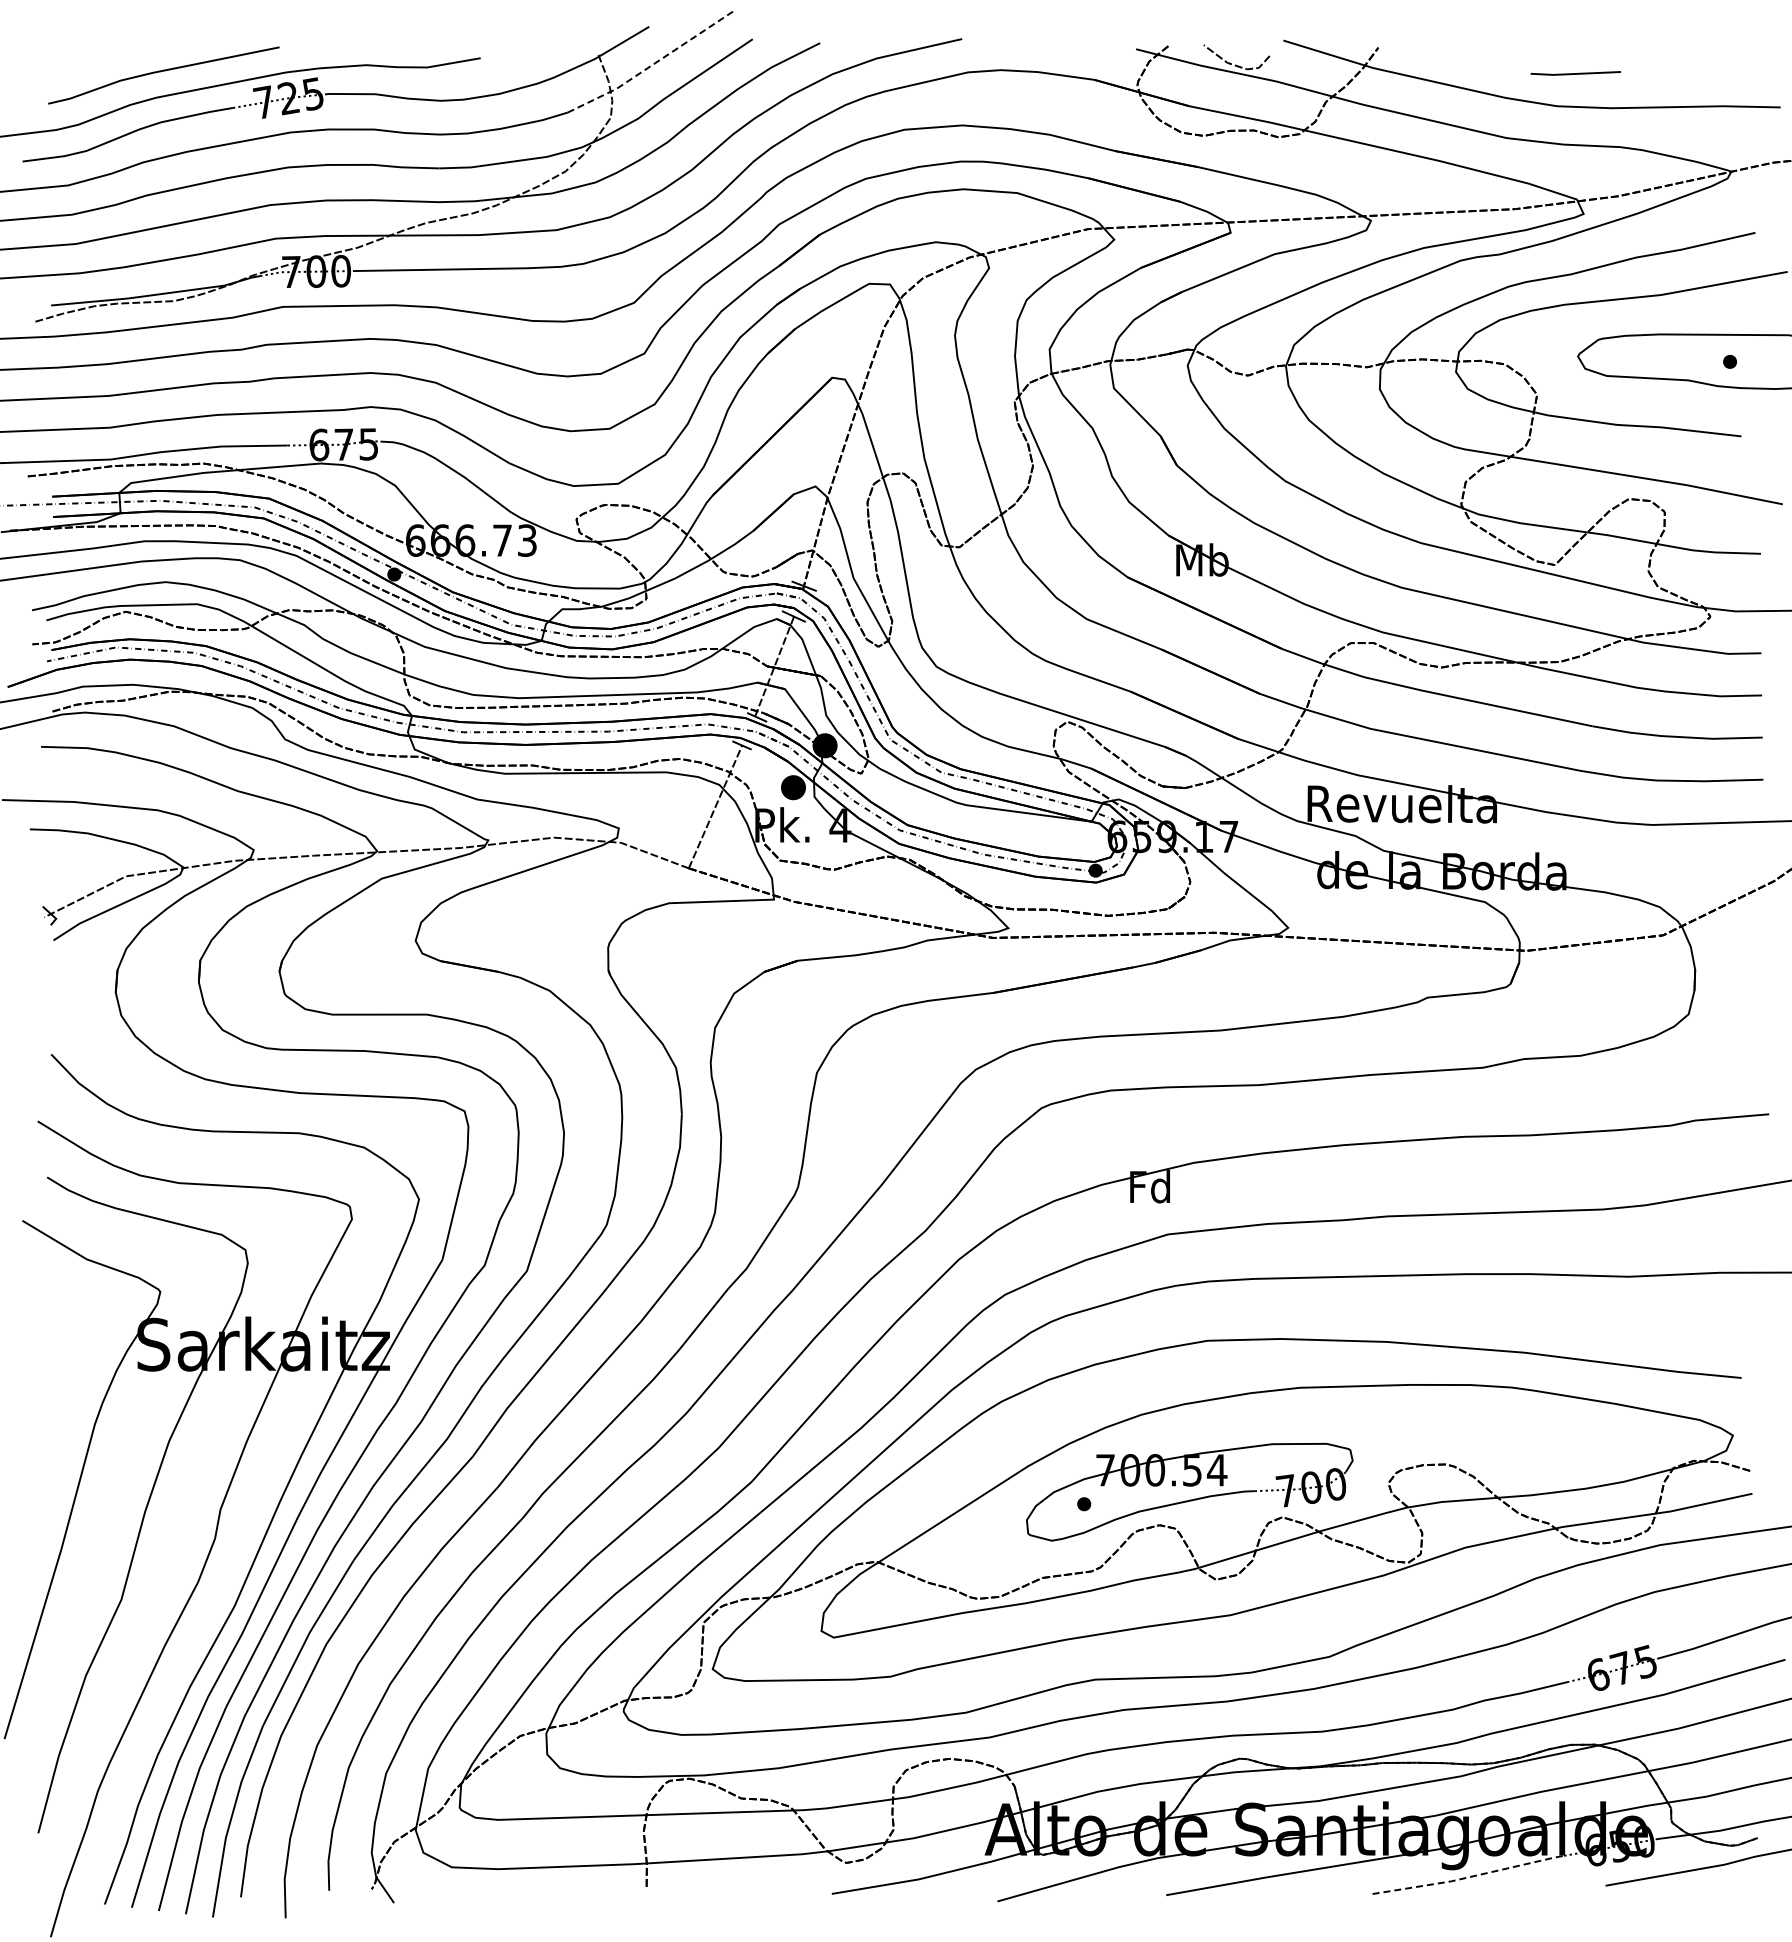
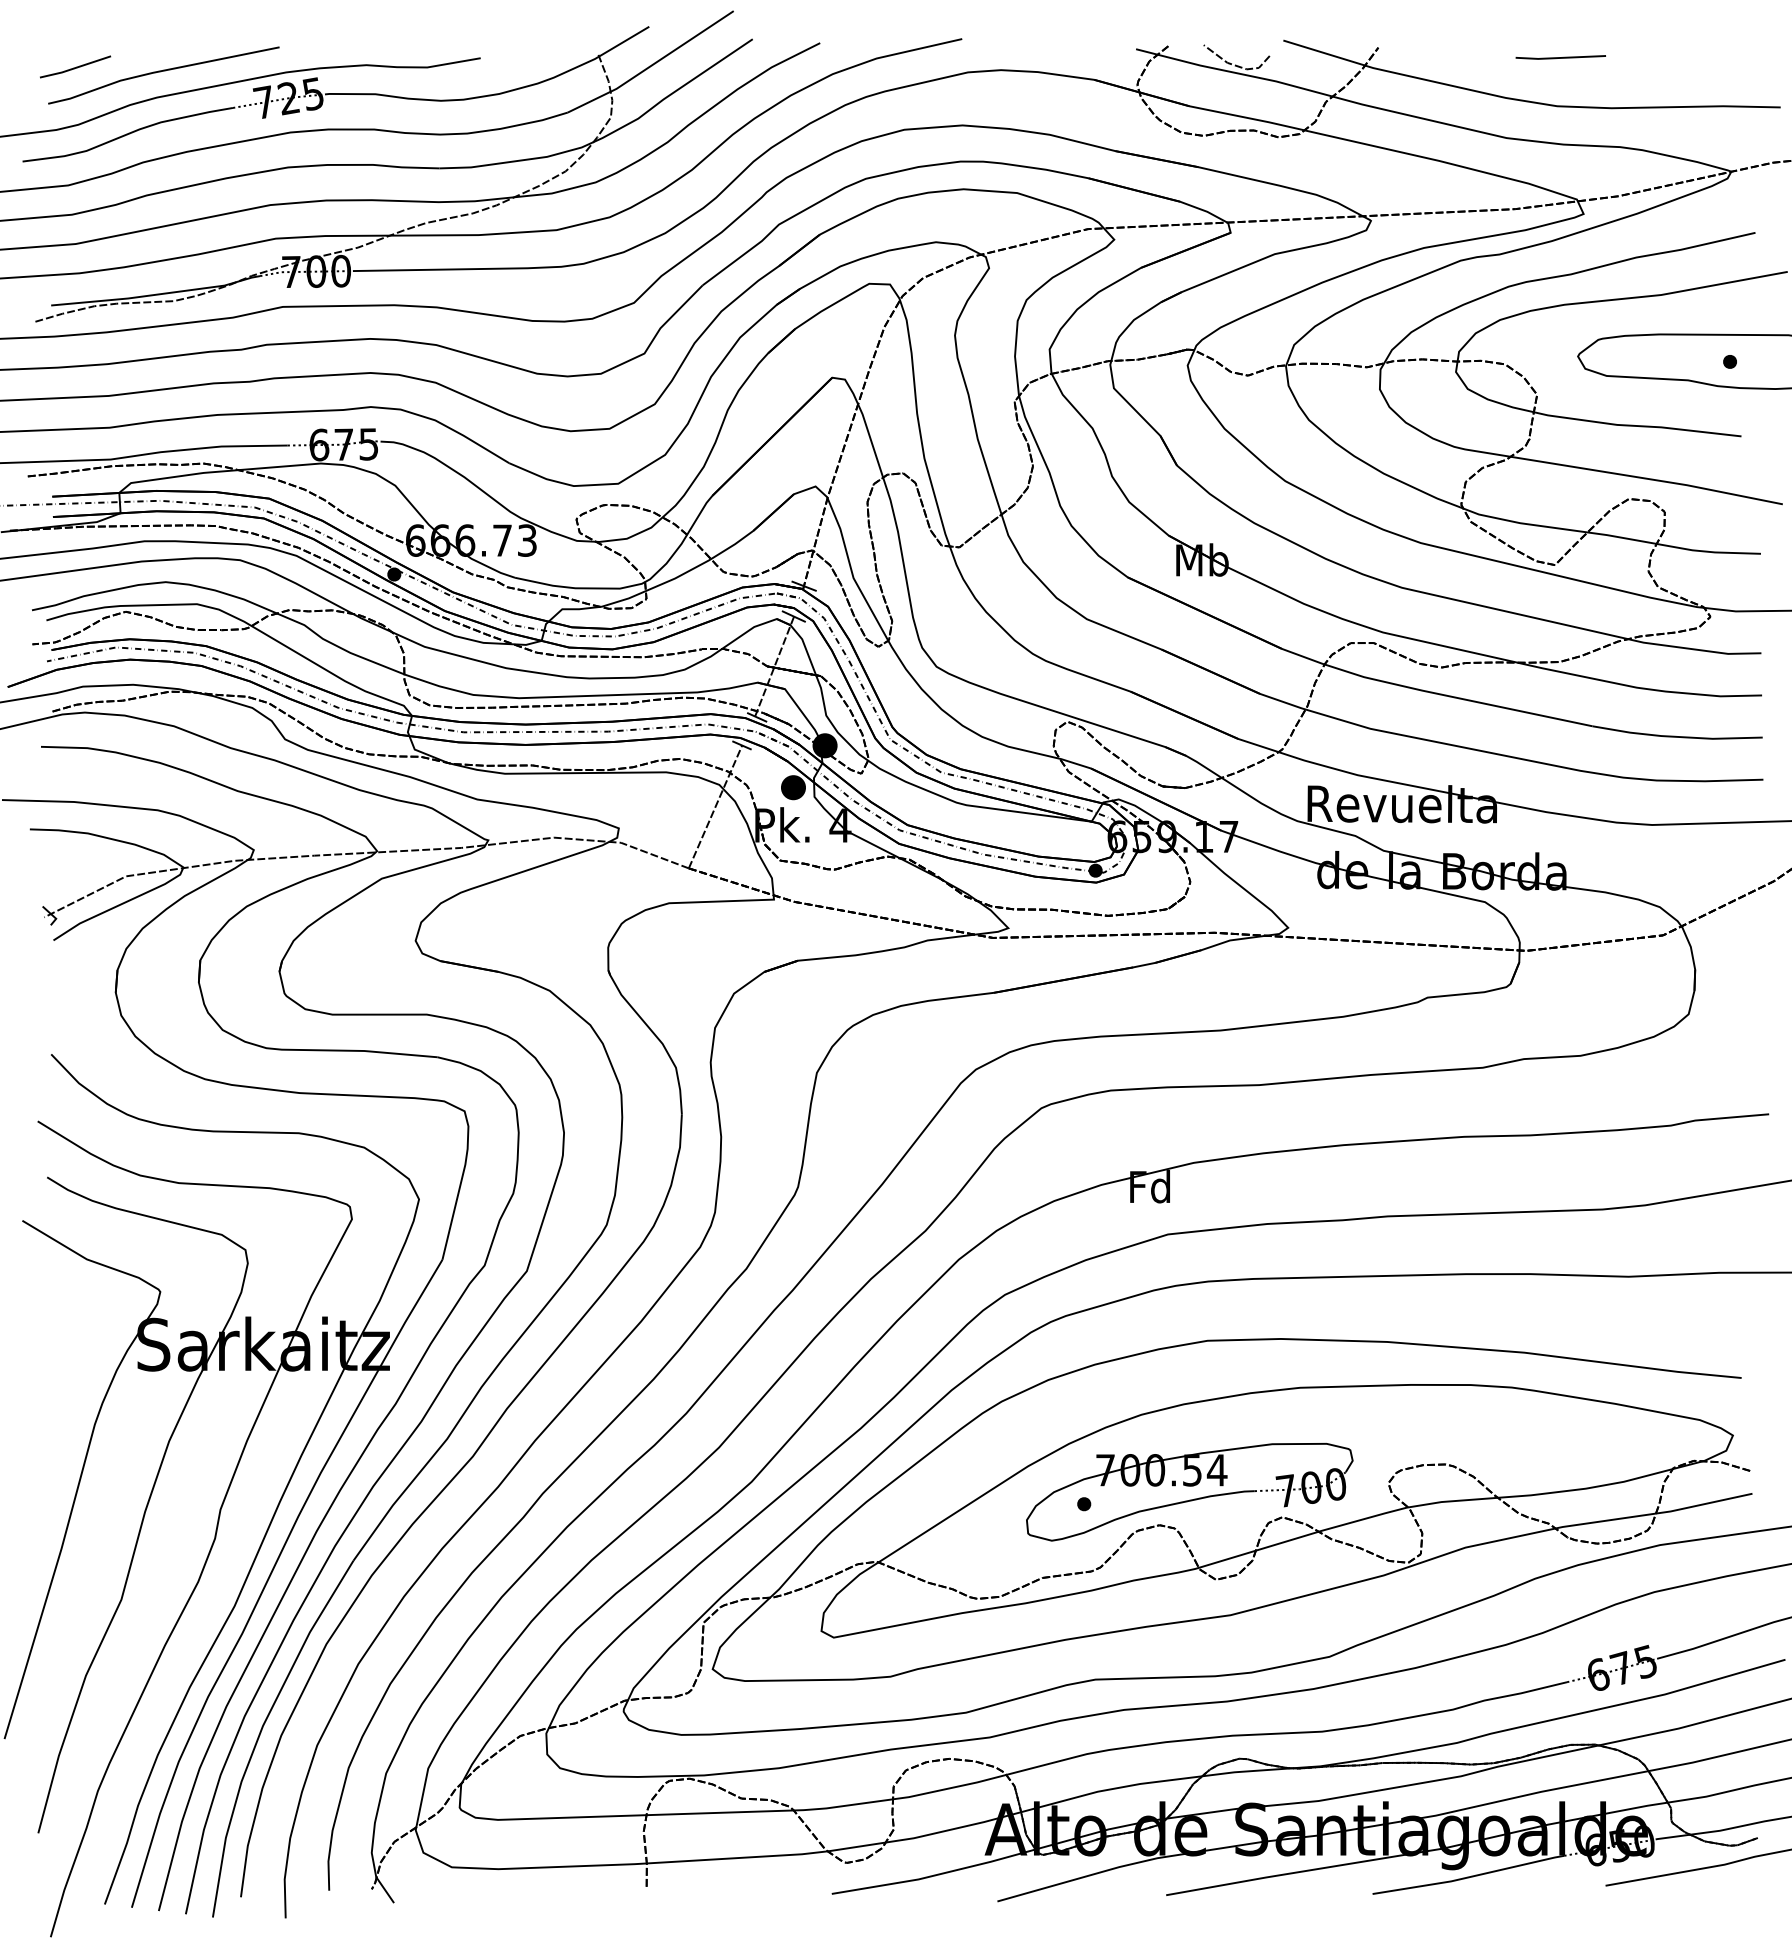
line: dashed -> solid (652, 65)
line: none -> present (76, 66)
line position: (1575, 73) -> (1560, 57) (1560, 57)
line: dashed -> solid (1469, 1877)
